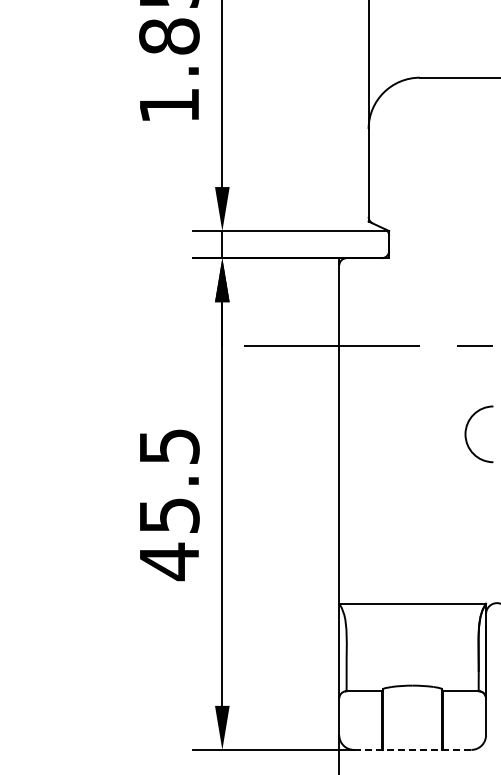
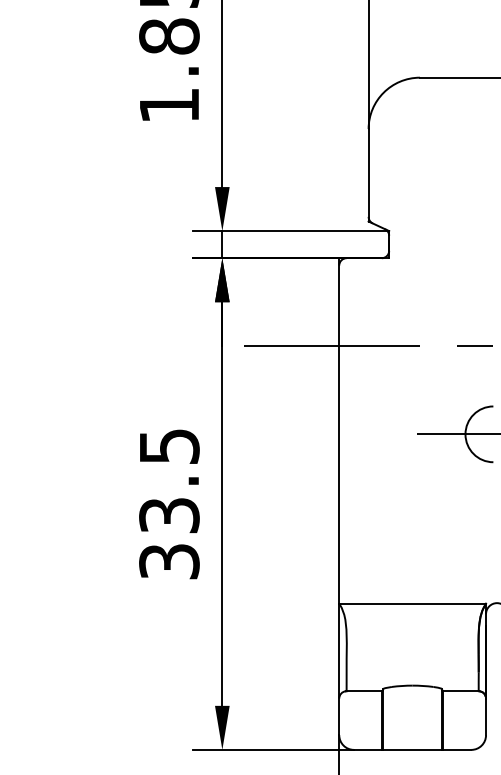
line: none -> present (454, 434)
text: 45.5 -> 33.5 (169, 539)
line: dashed -> solid (412, 749)
